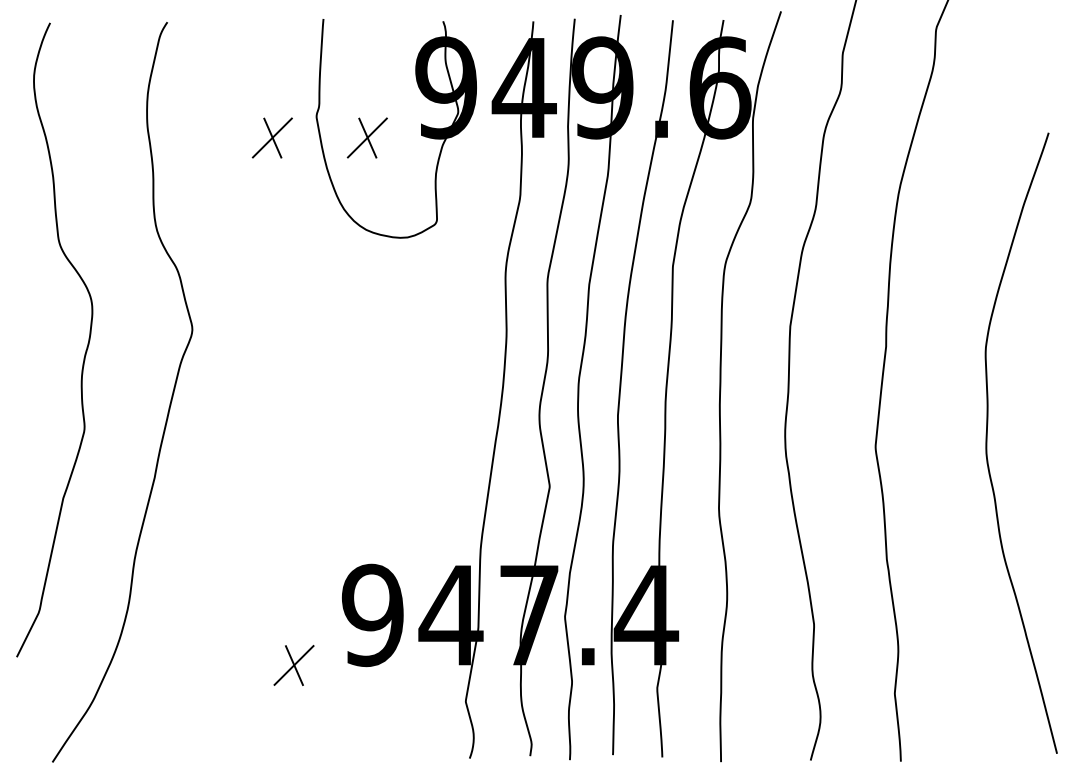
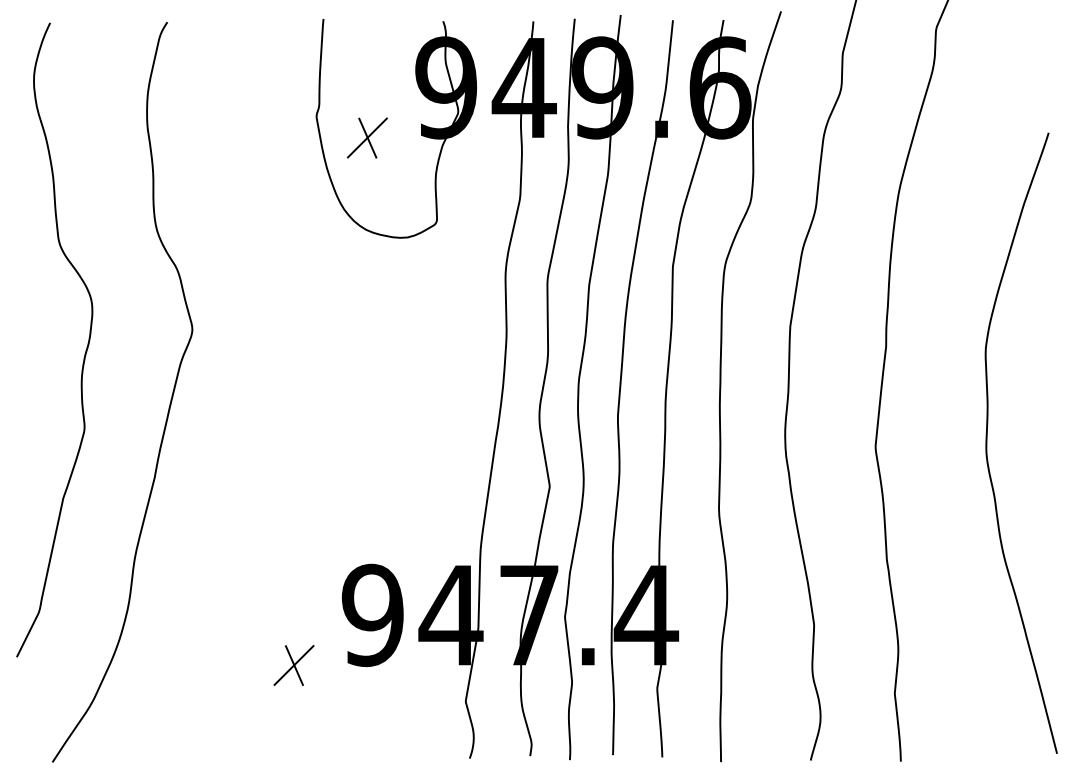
part: present -> none (271, 137)
